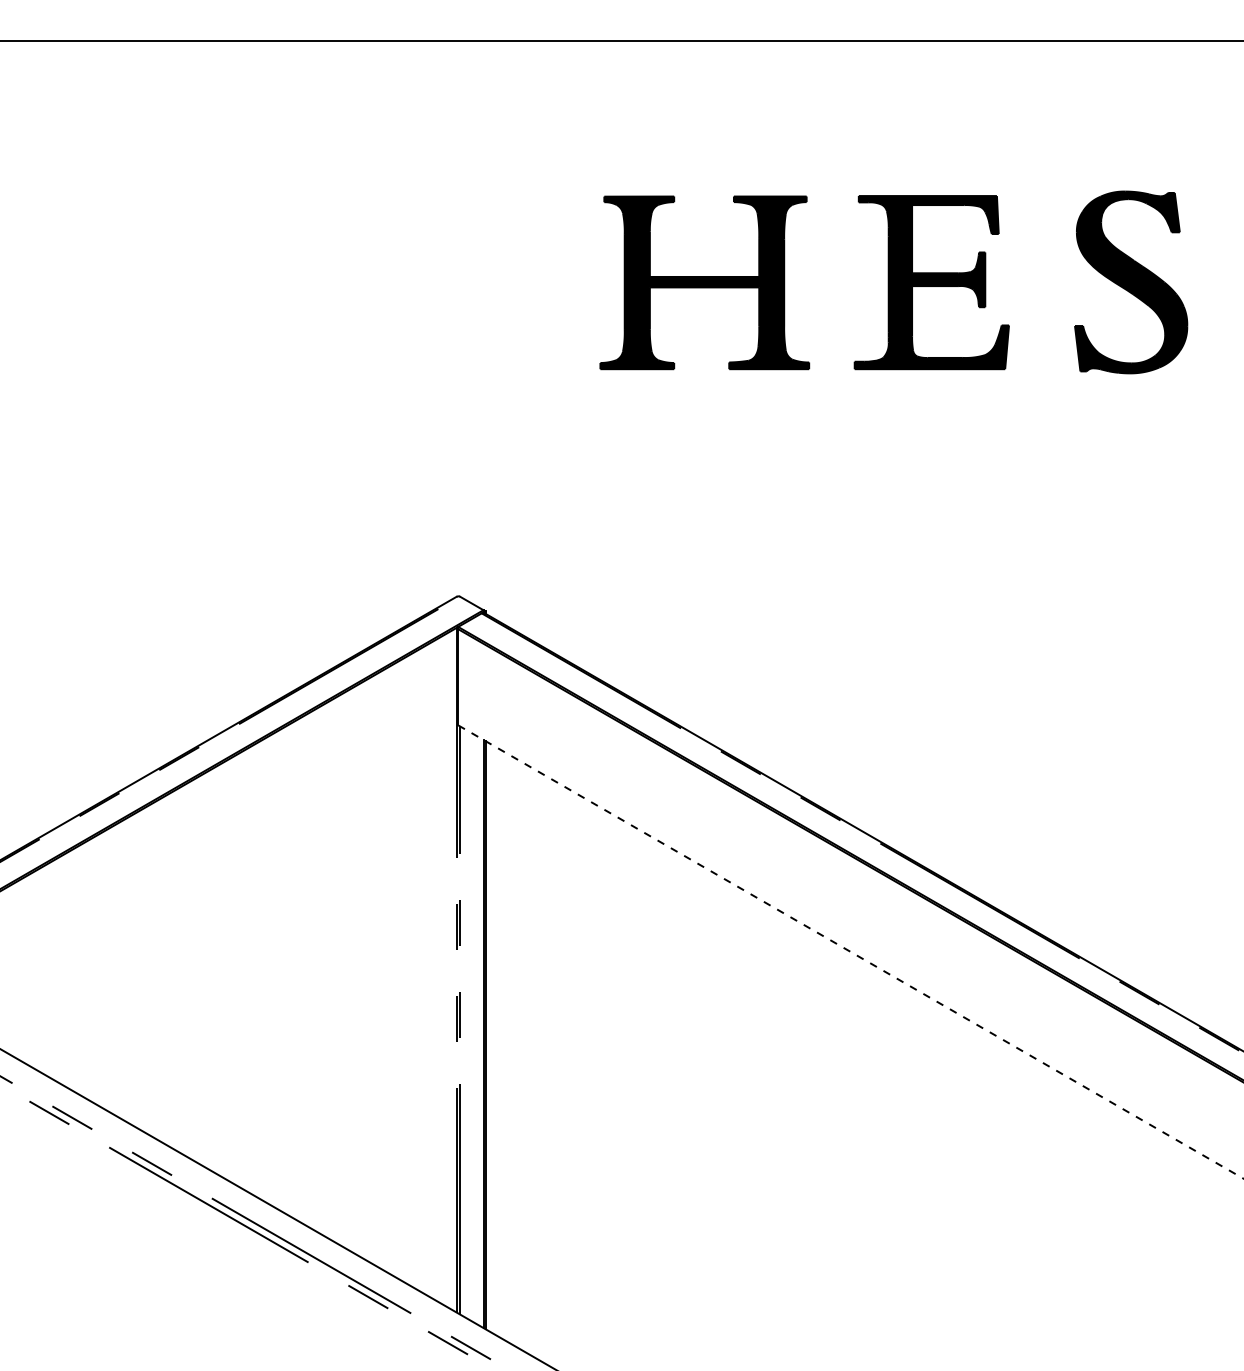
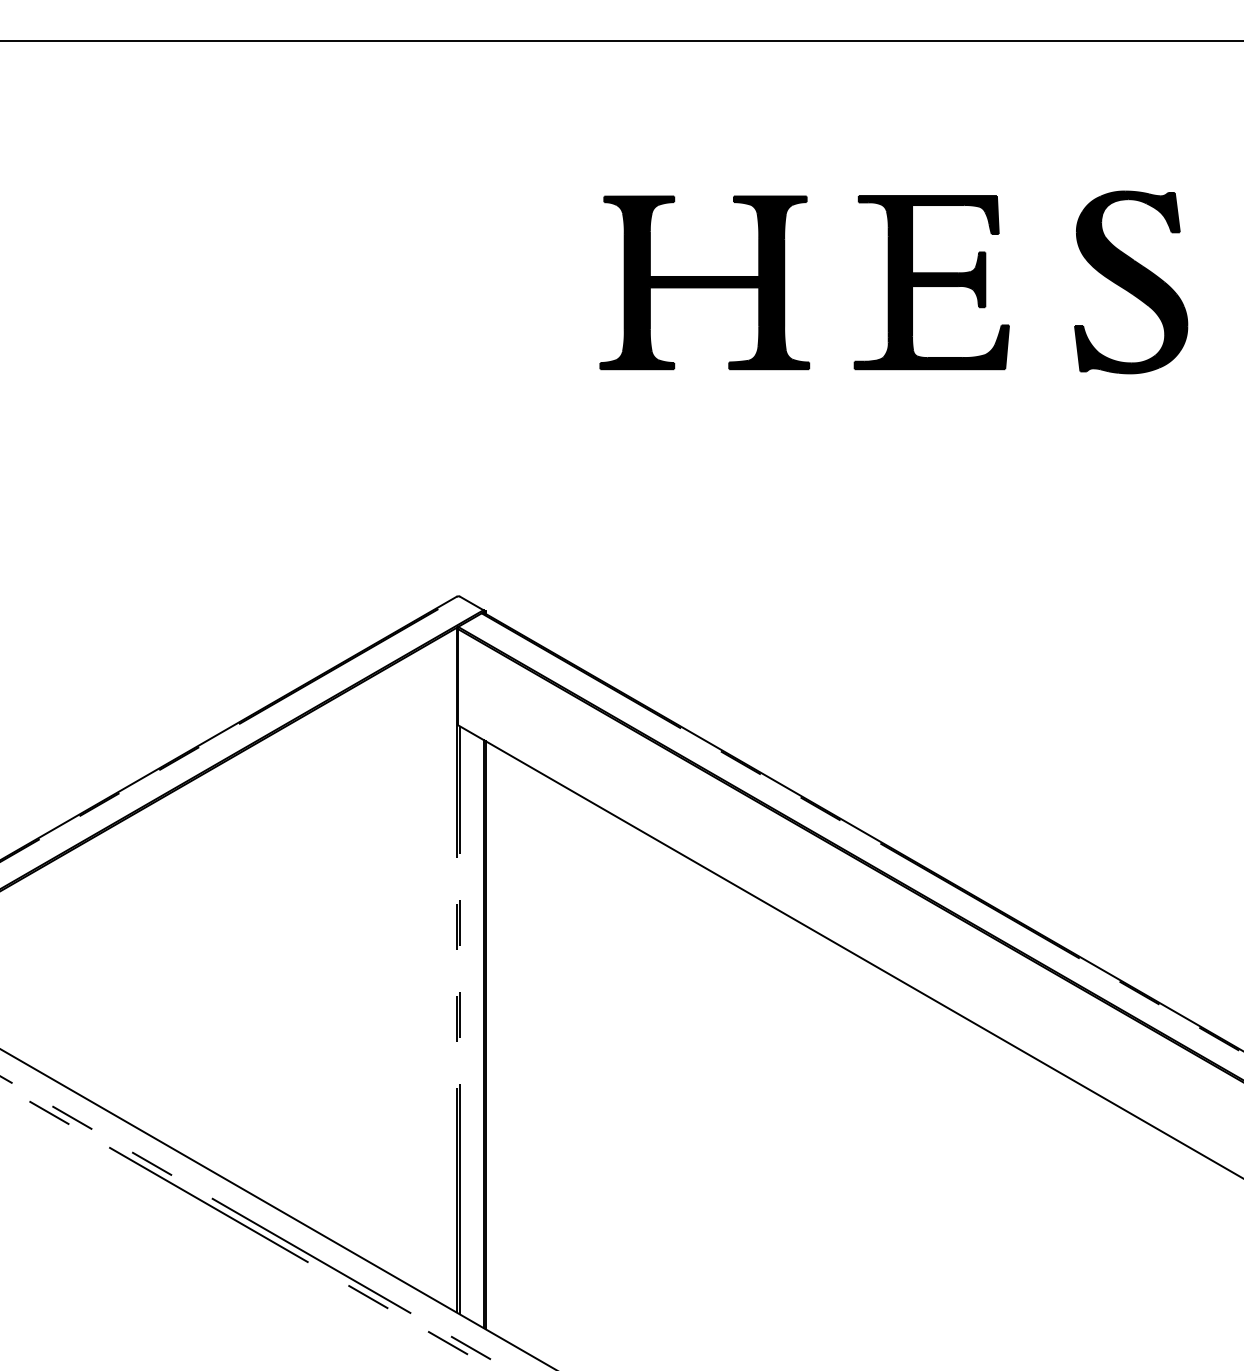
line: dashed -> solid (851, 952)
